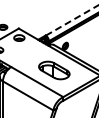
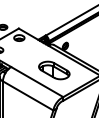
line: dashed -> solid (72, 20)
